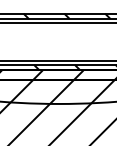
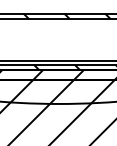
line: present -> none (57, 22)
